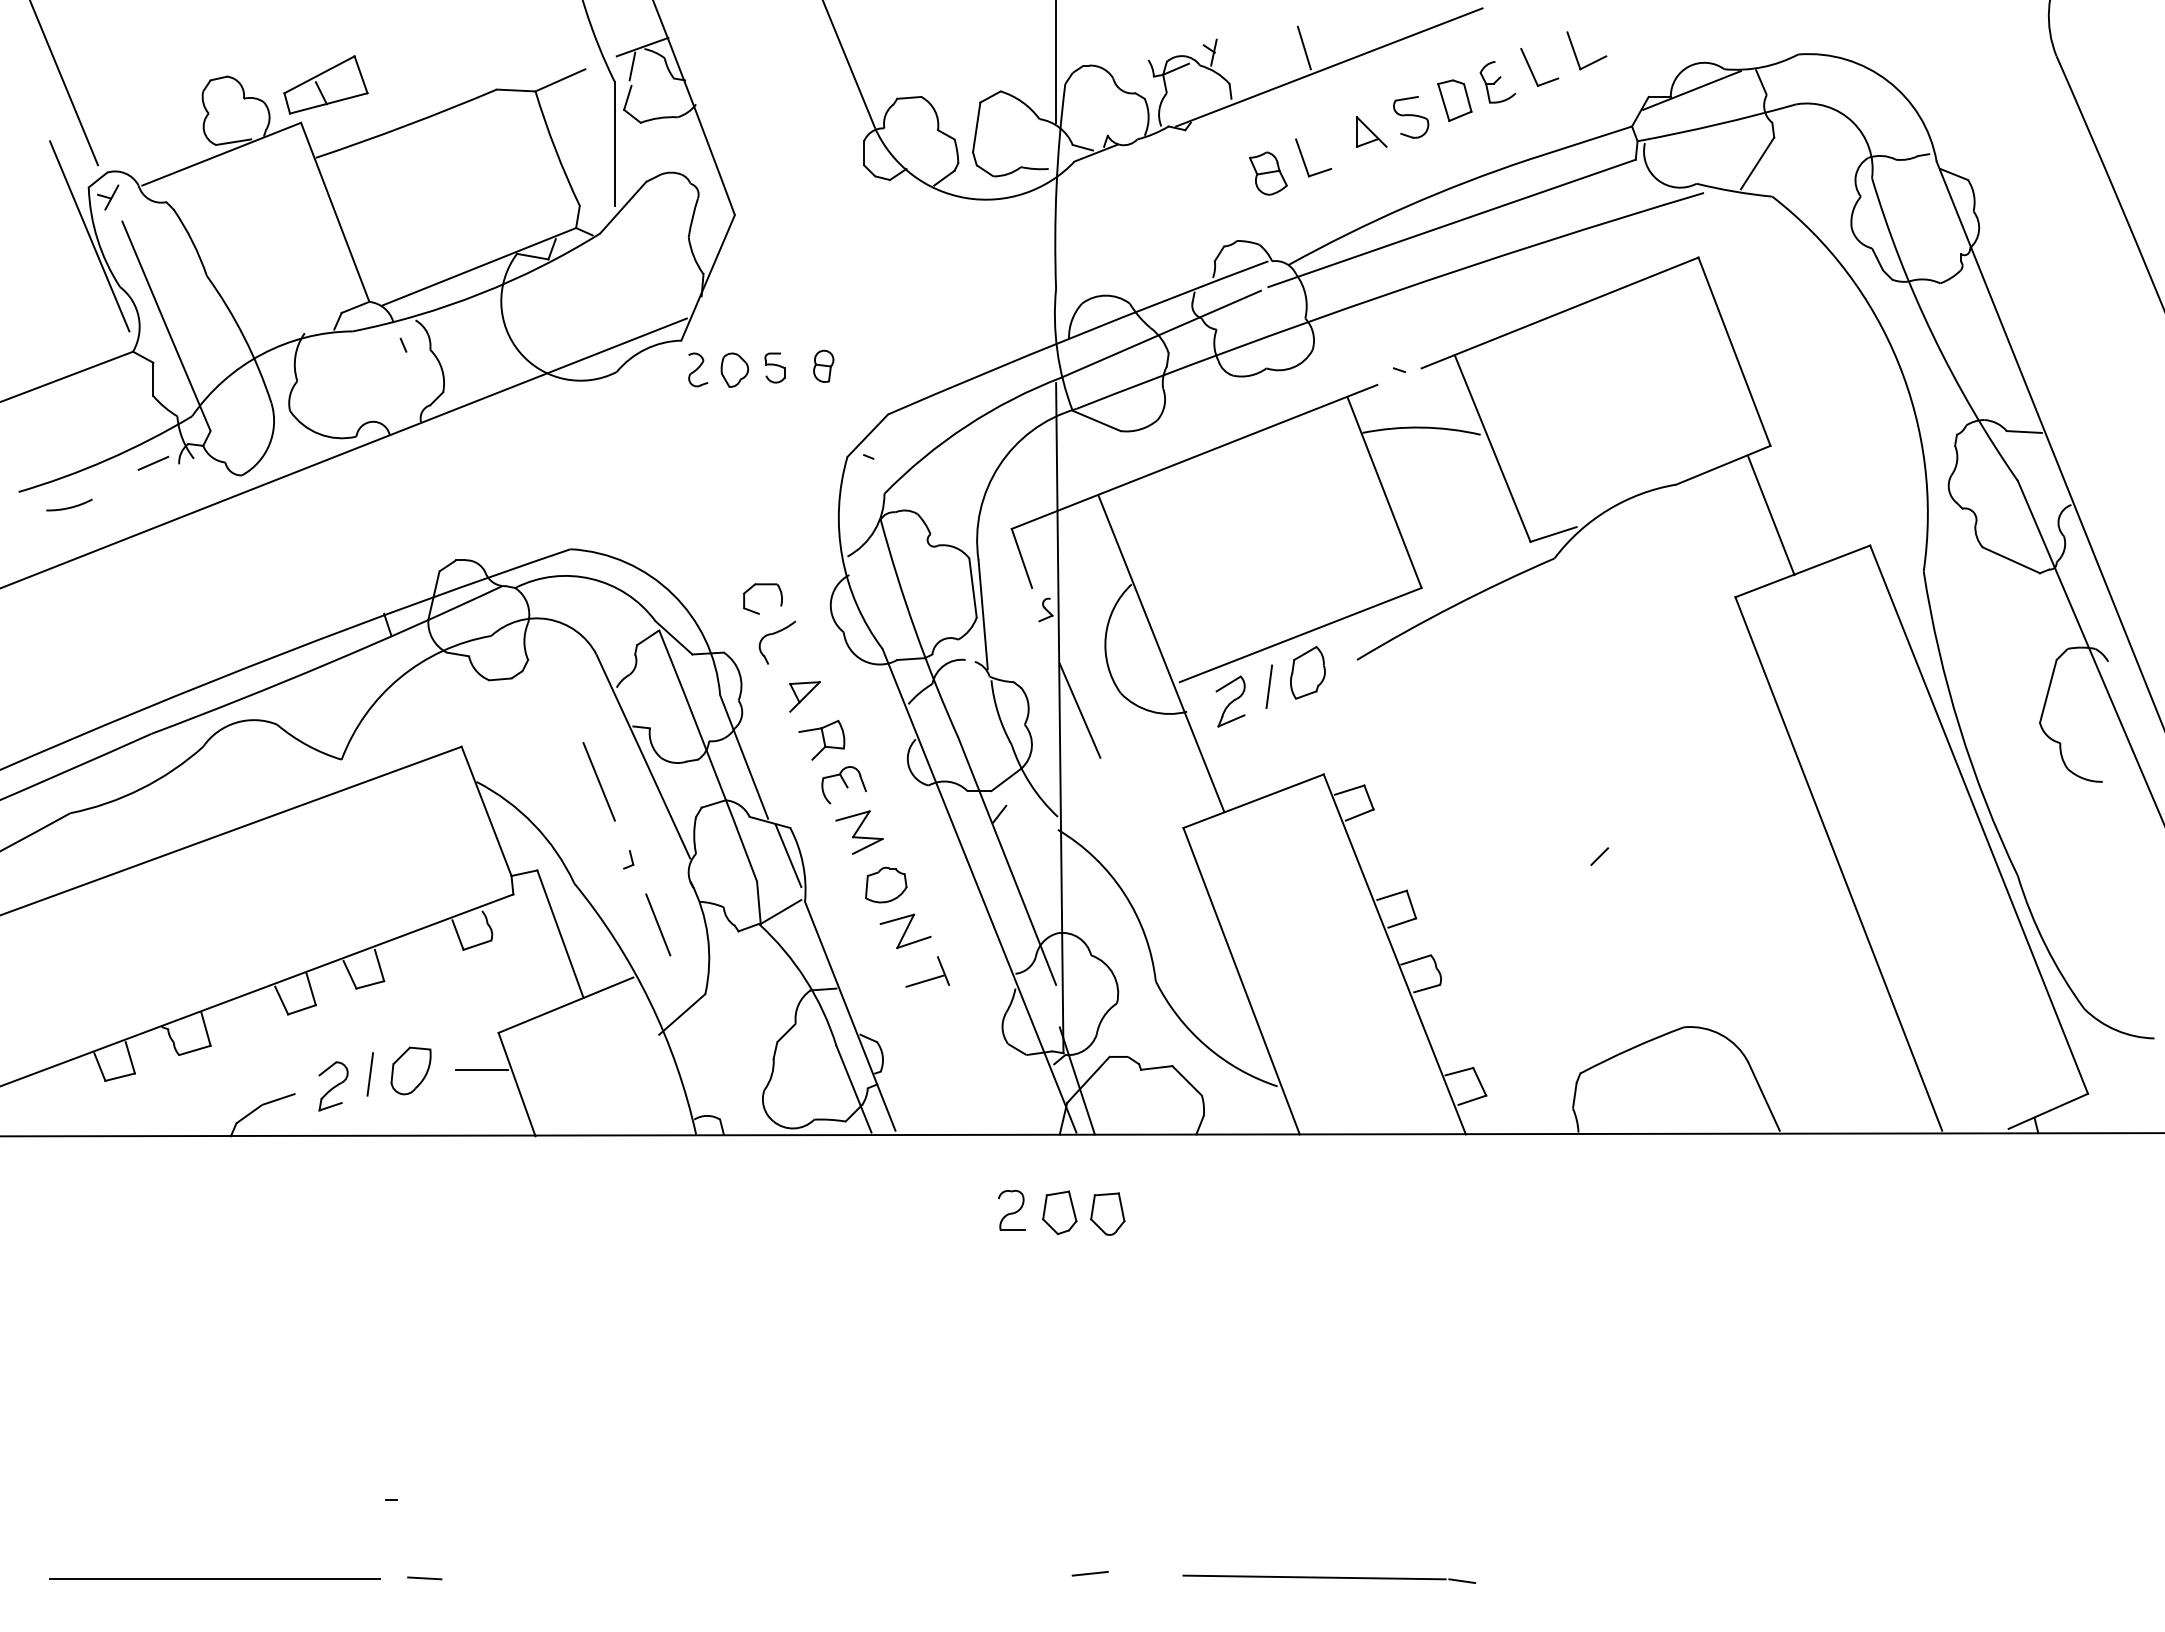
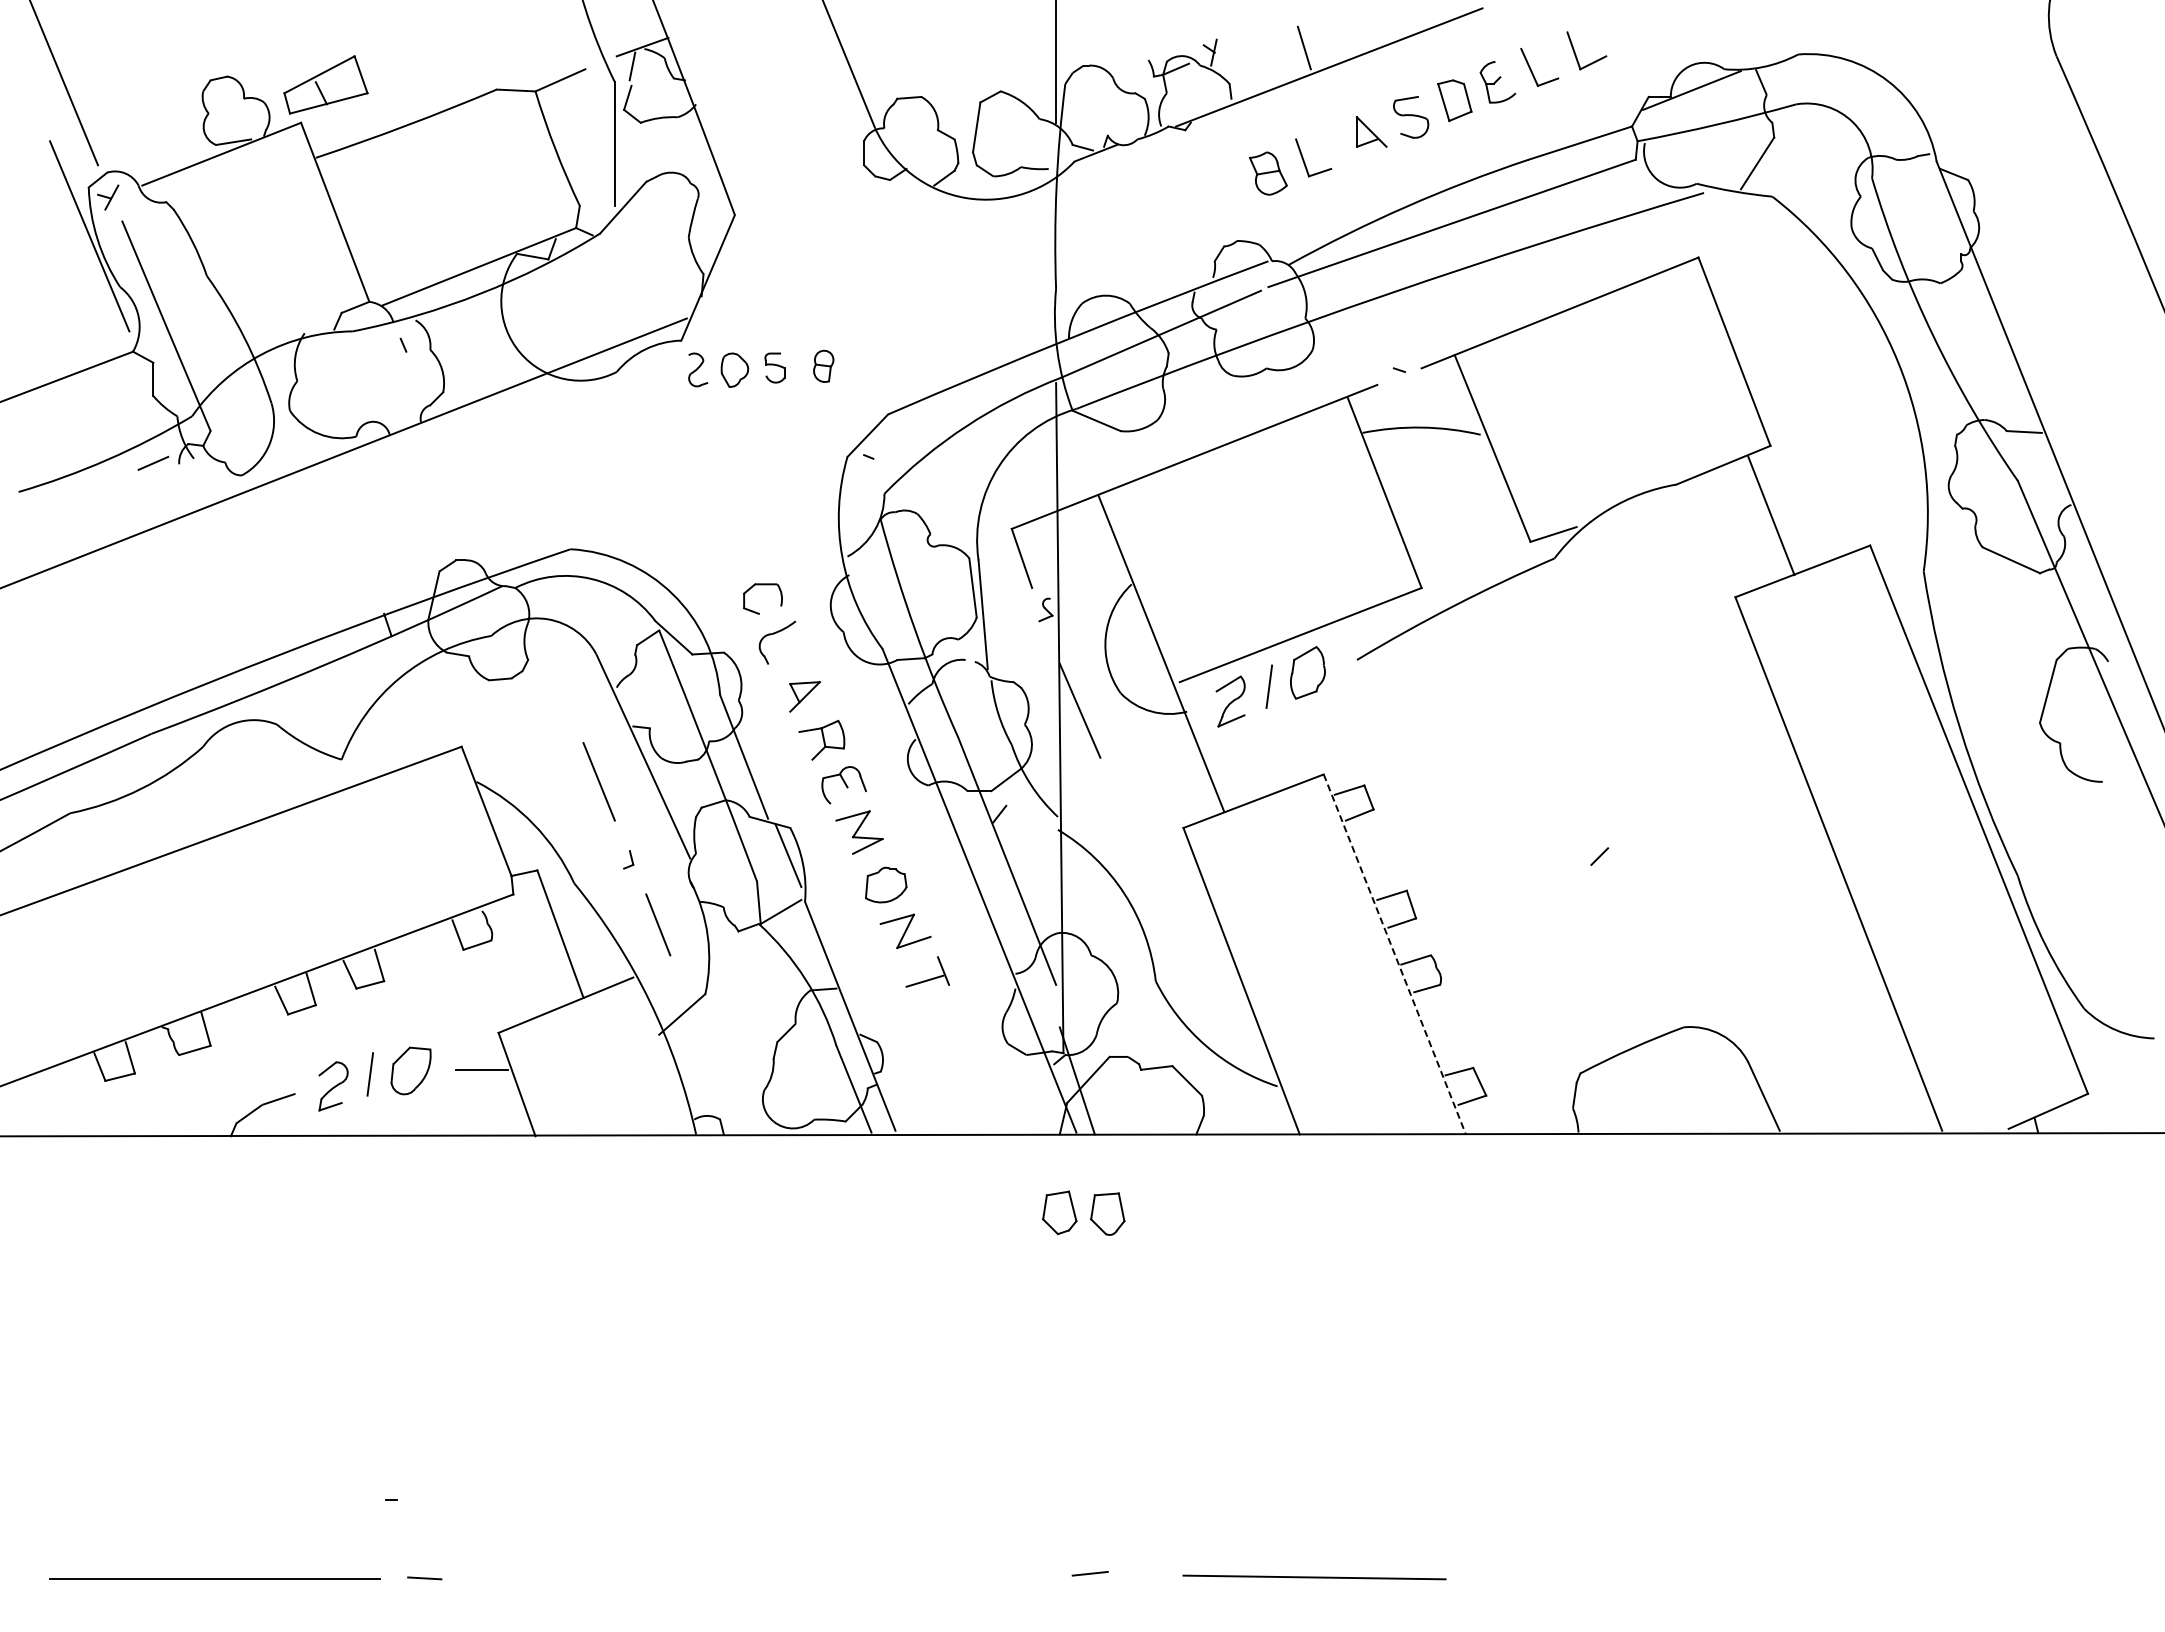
arc: present -> none (70, 506)
line: solid -> dashed (1394, 954)
part: present -> none (1011, 1209)
line: present -> none (1462, 1581)
